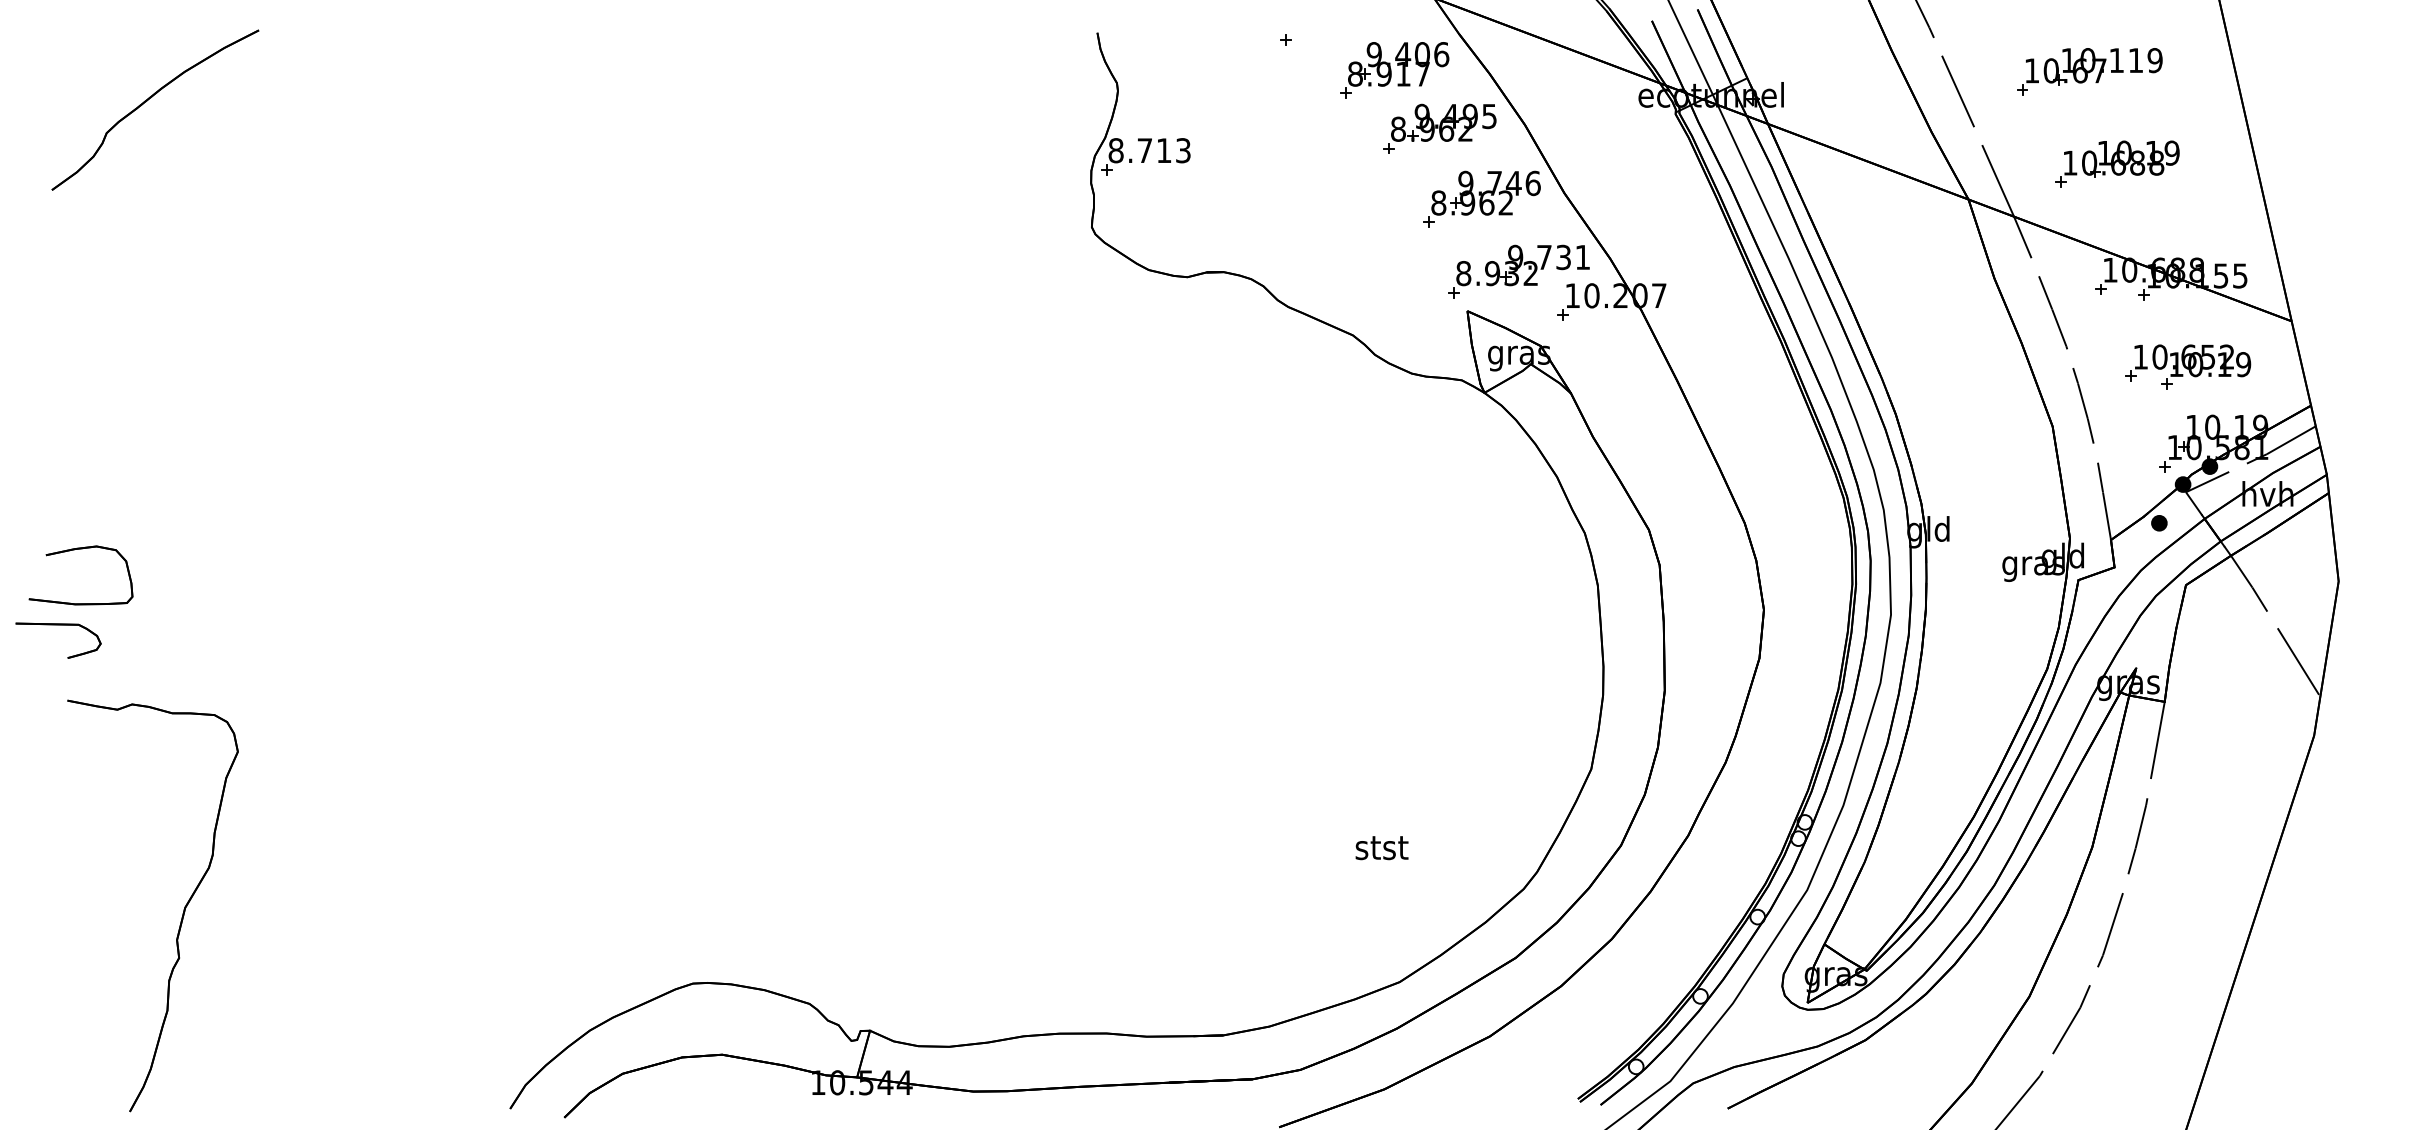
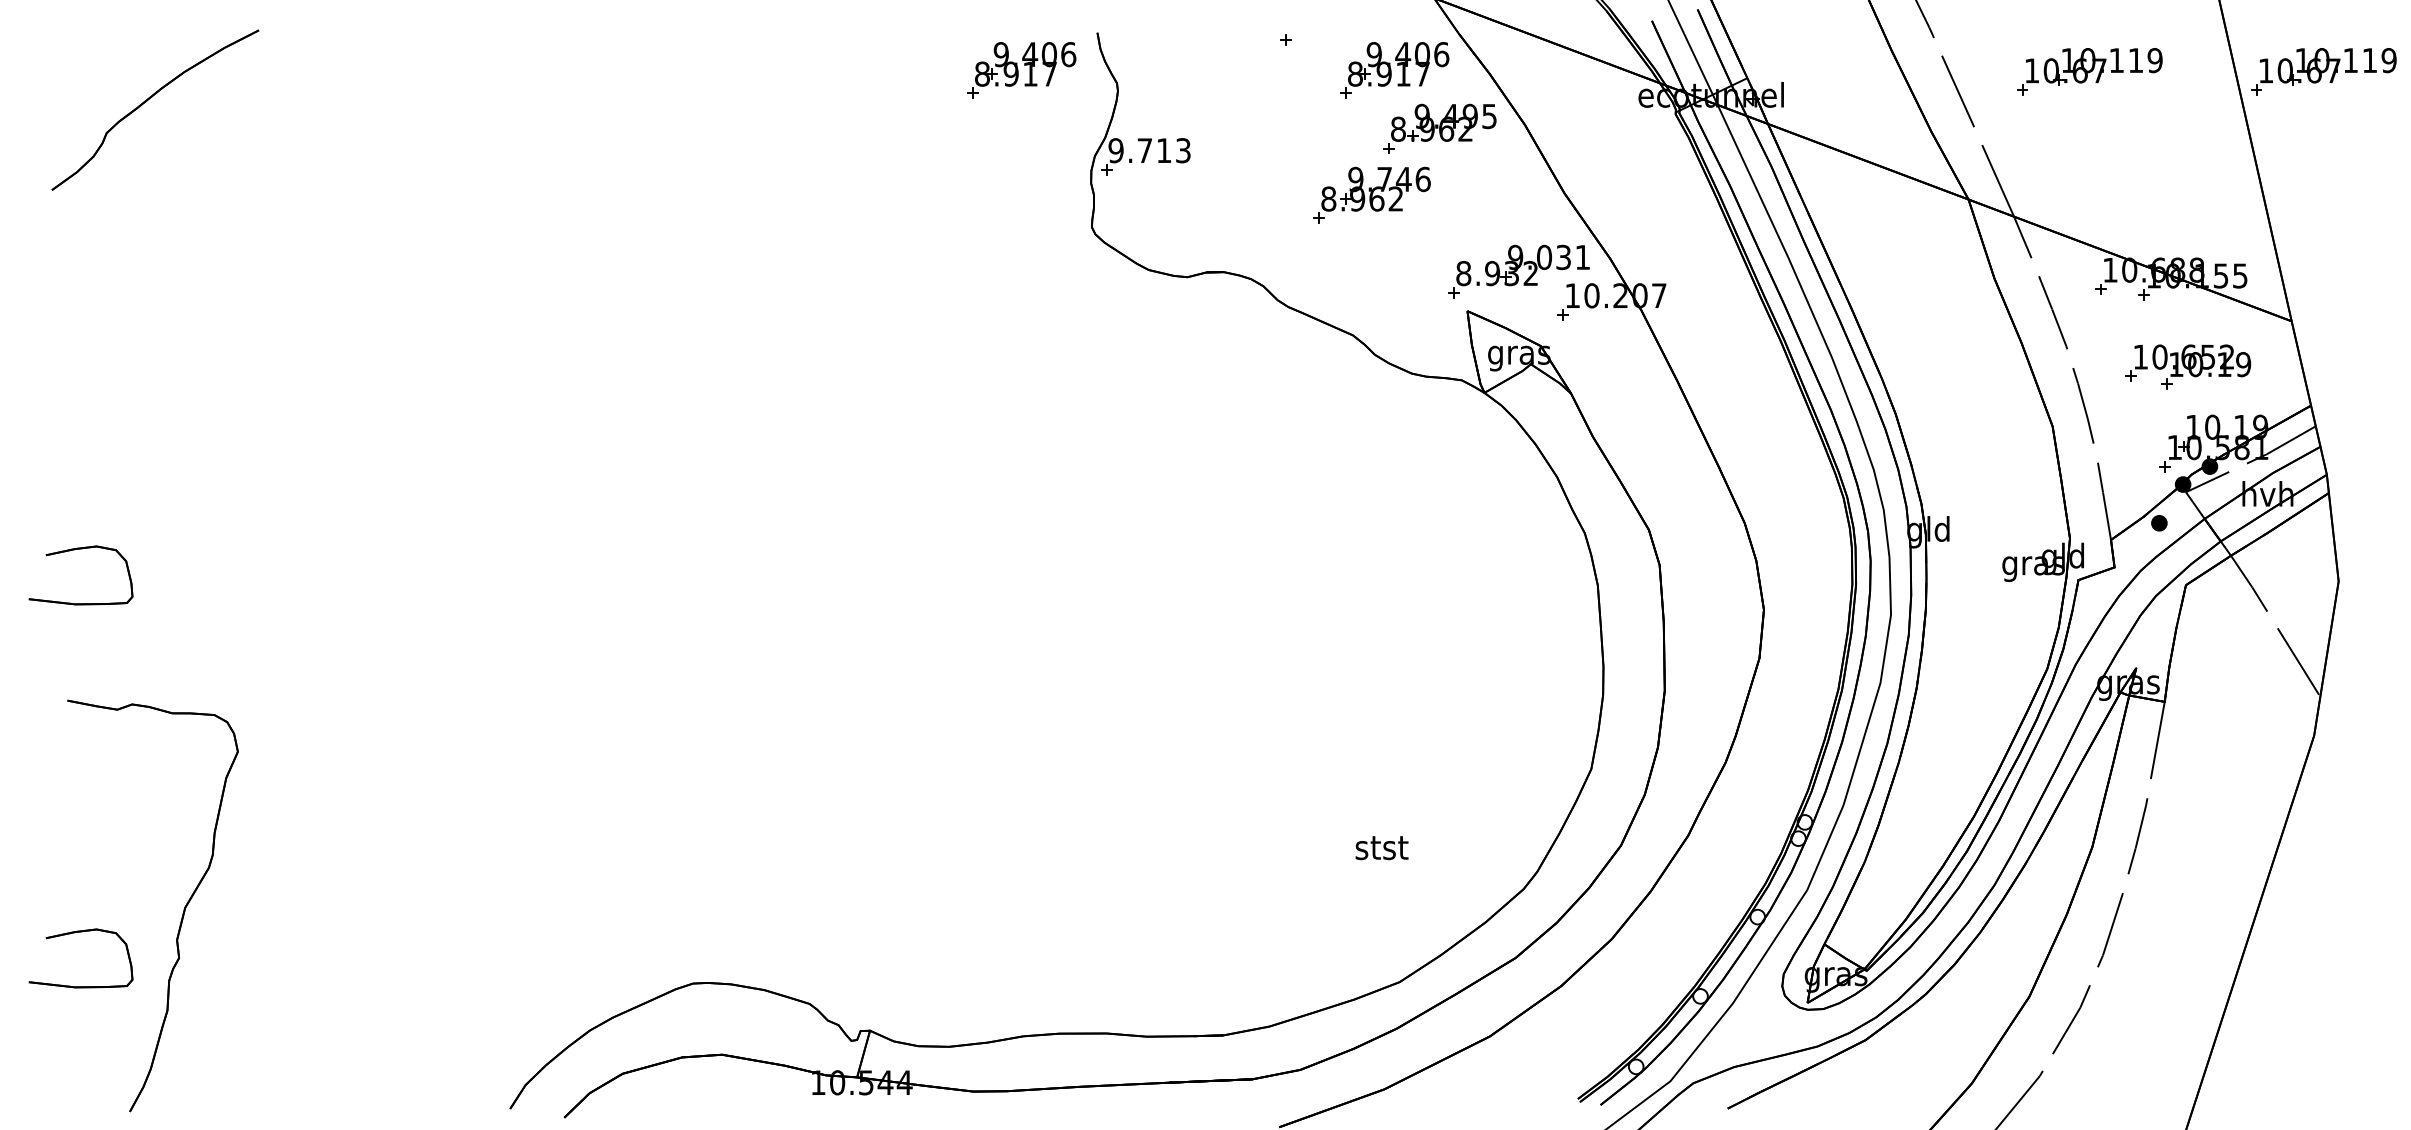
part: none -> present (1021, 70)
part: none -> present (2323, 71)
text: 8.713 -> 9.713 (1115, 150)
part: present -> none (2117, 163)
part position: (1481, 198) -> (1371, 194) (1371, 194)
text: 9.731 -> 9.031 (1544, 257)
part: present -> none (58, 625)
part: none -> present (74, 933)
